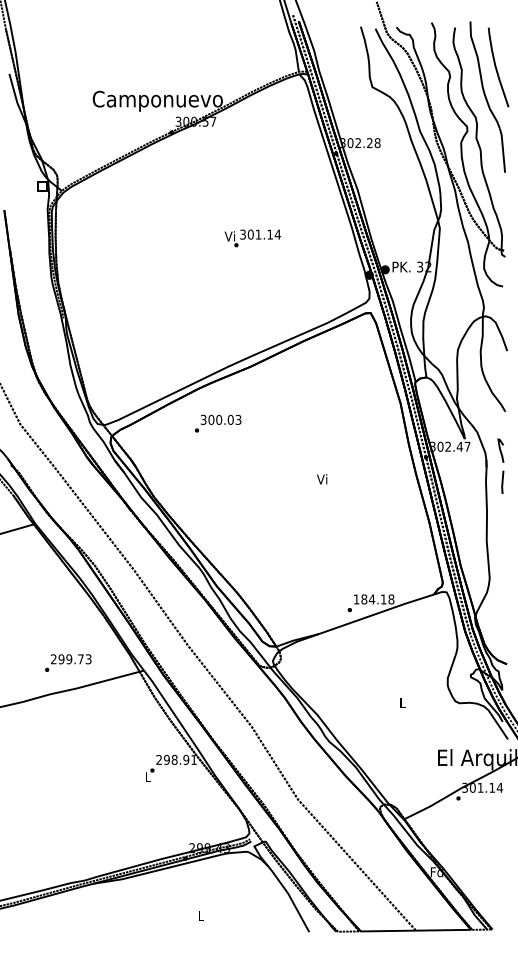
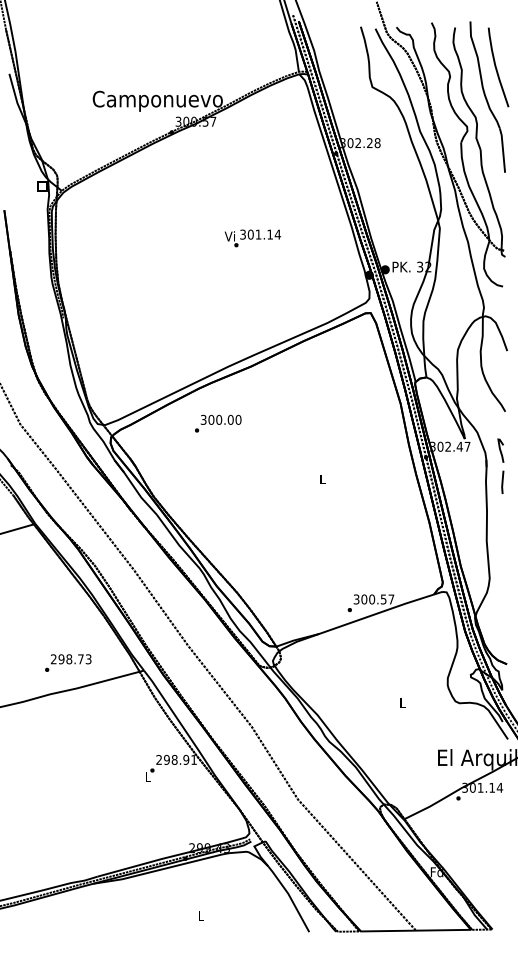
text: 300.03 -> 300.00 (238, 419)
text: Vi -> L (322, 479)
text: 184.18 -> 300.57 (373, 599)
text: 299.73 -> 298.73 (69, 659)
